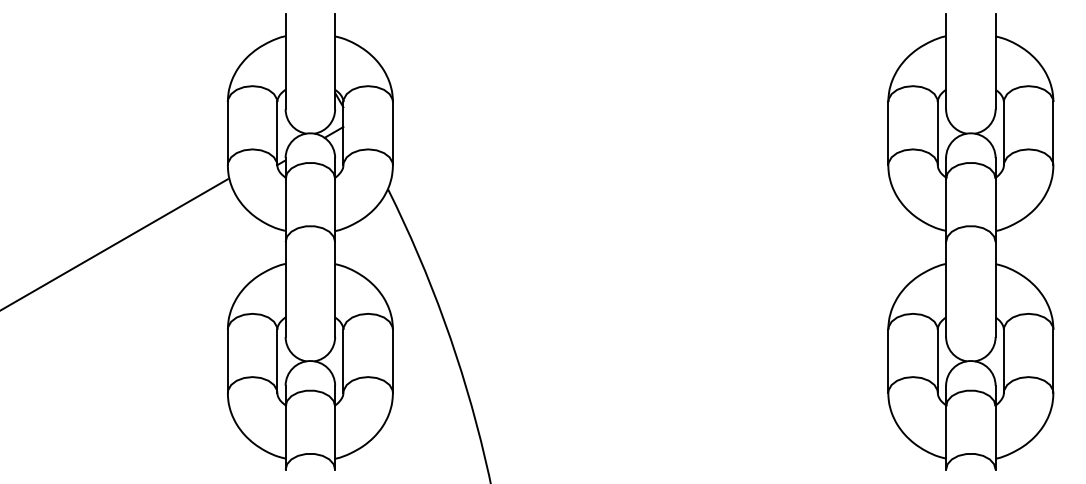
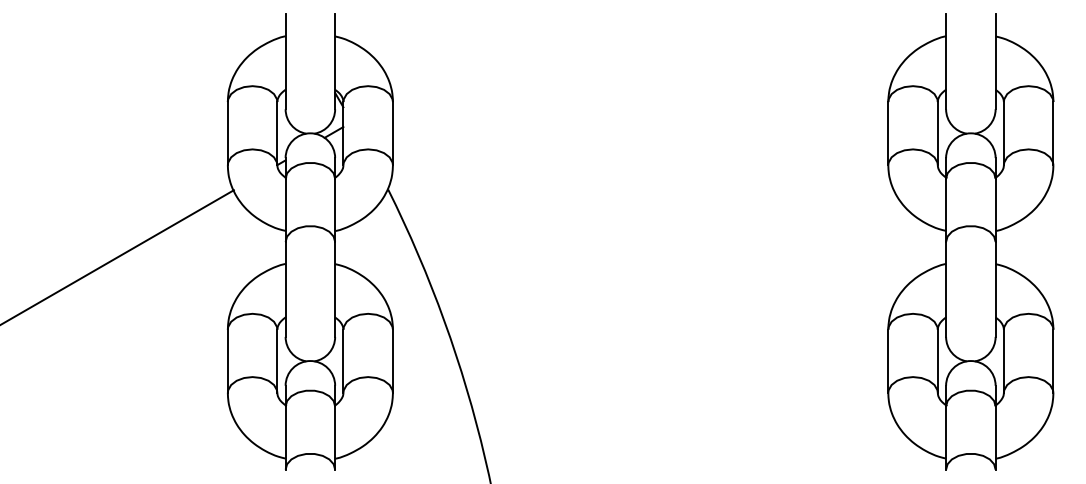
line position: (114, 244) -> (117, 256) (117, 256)
